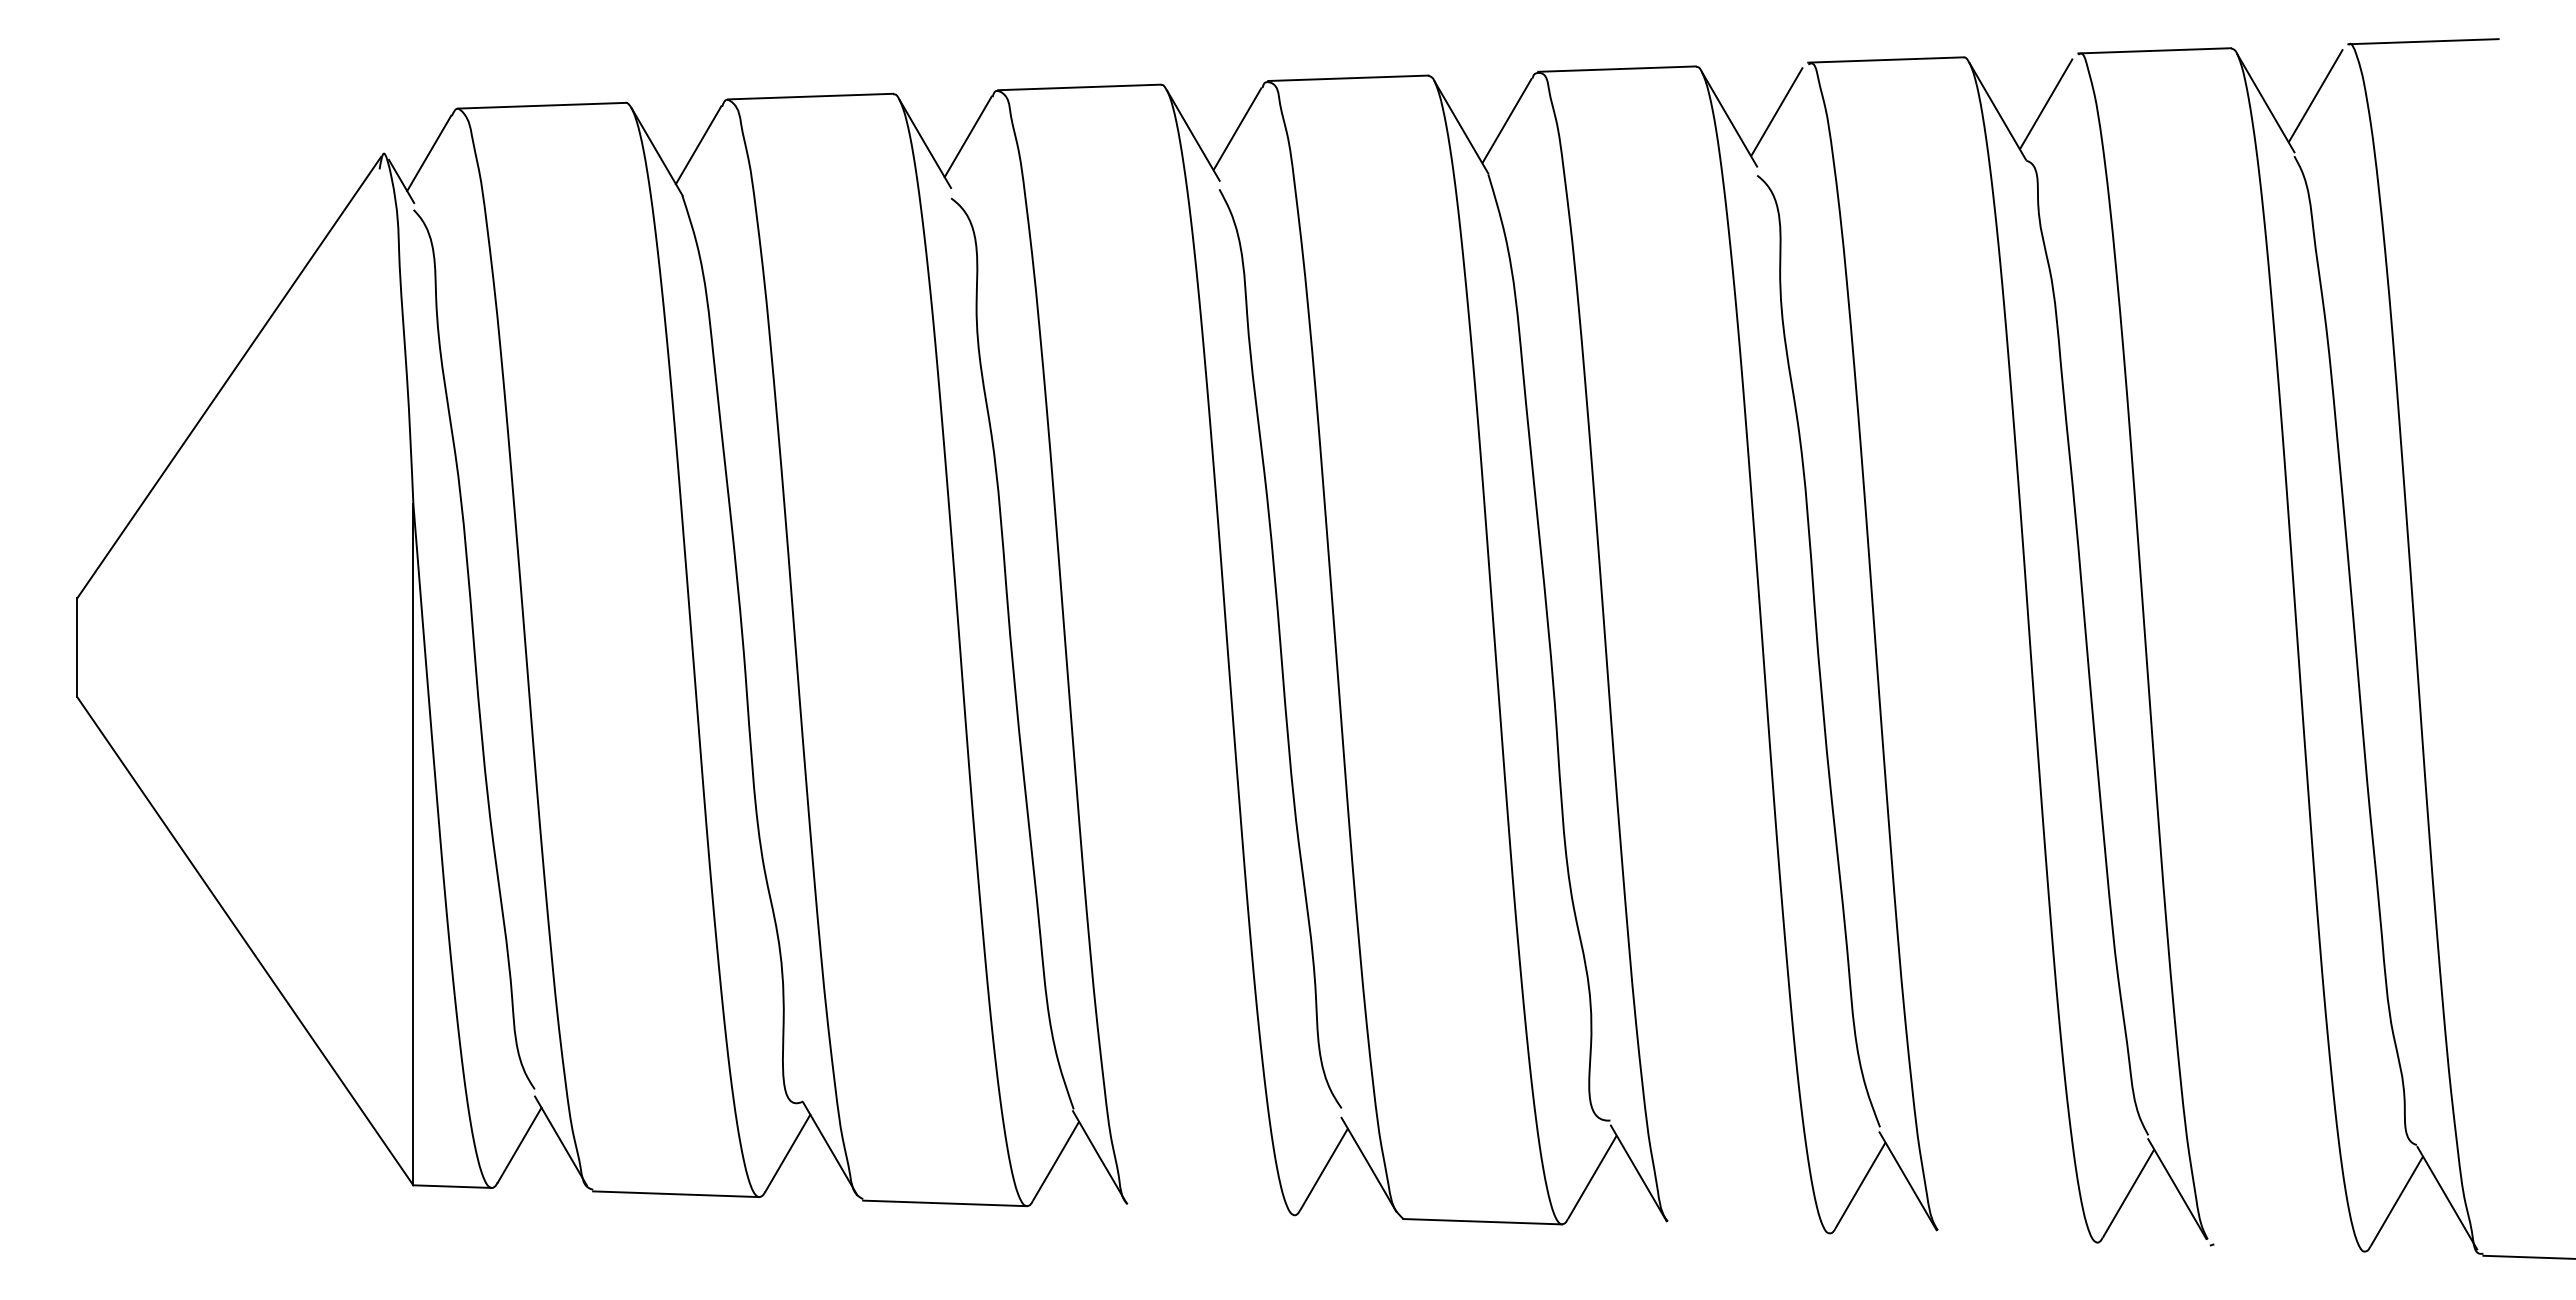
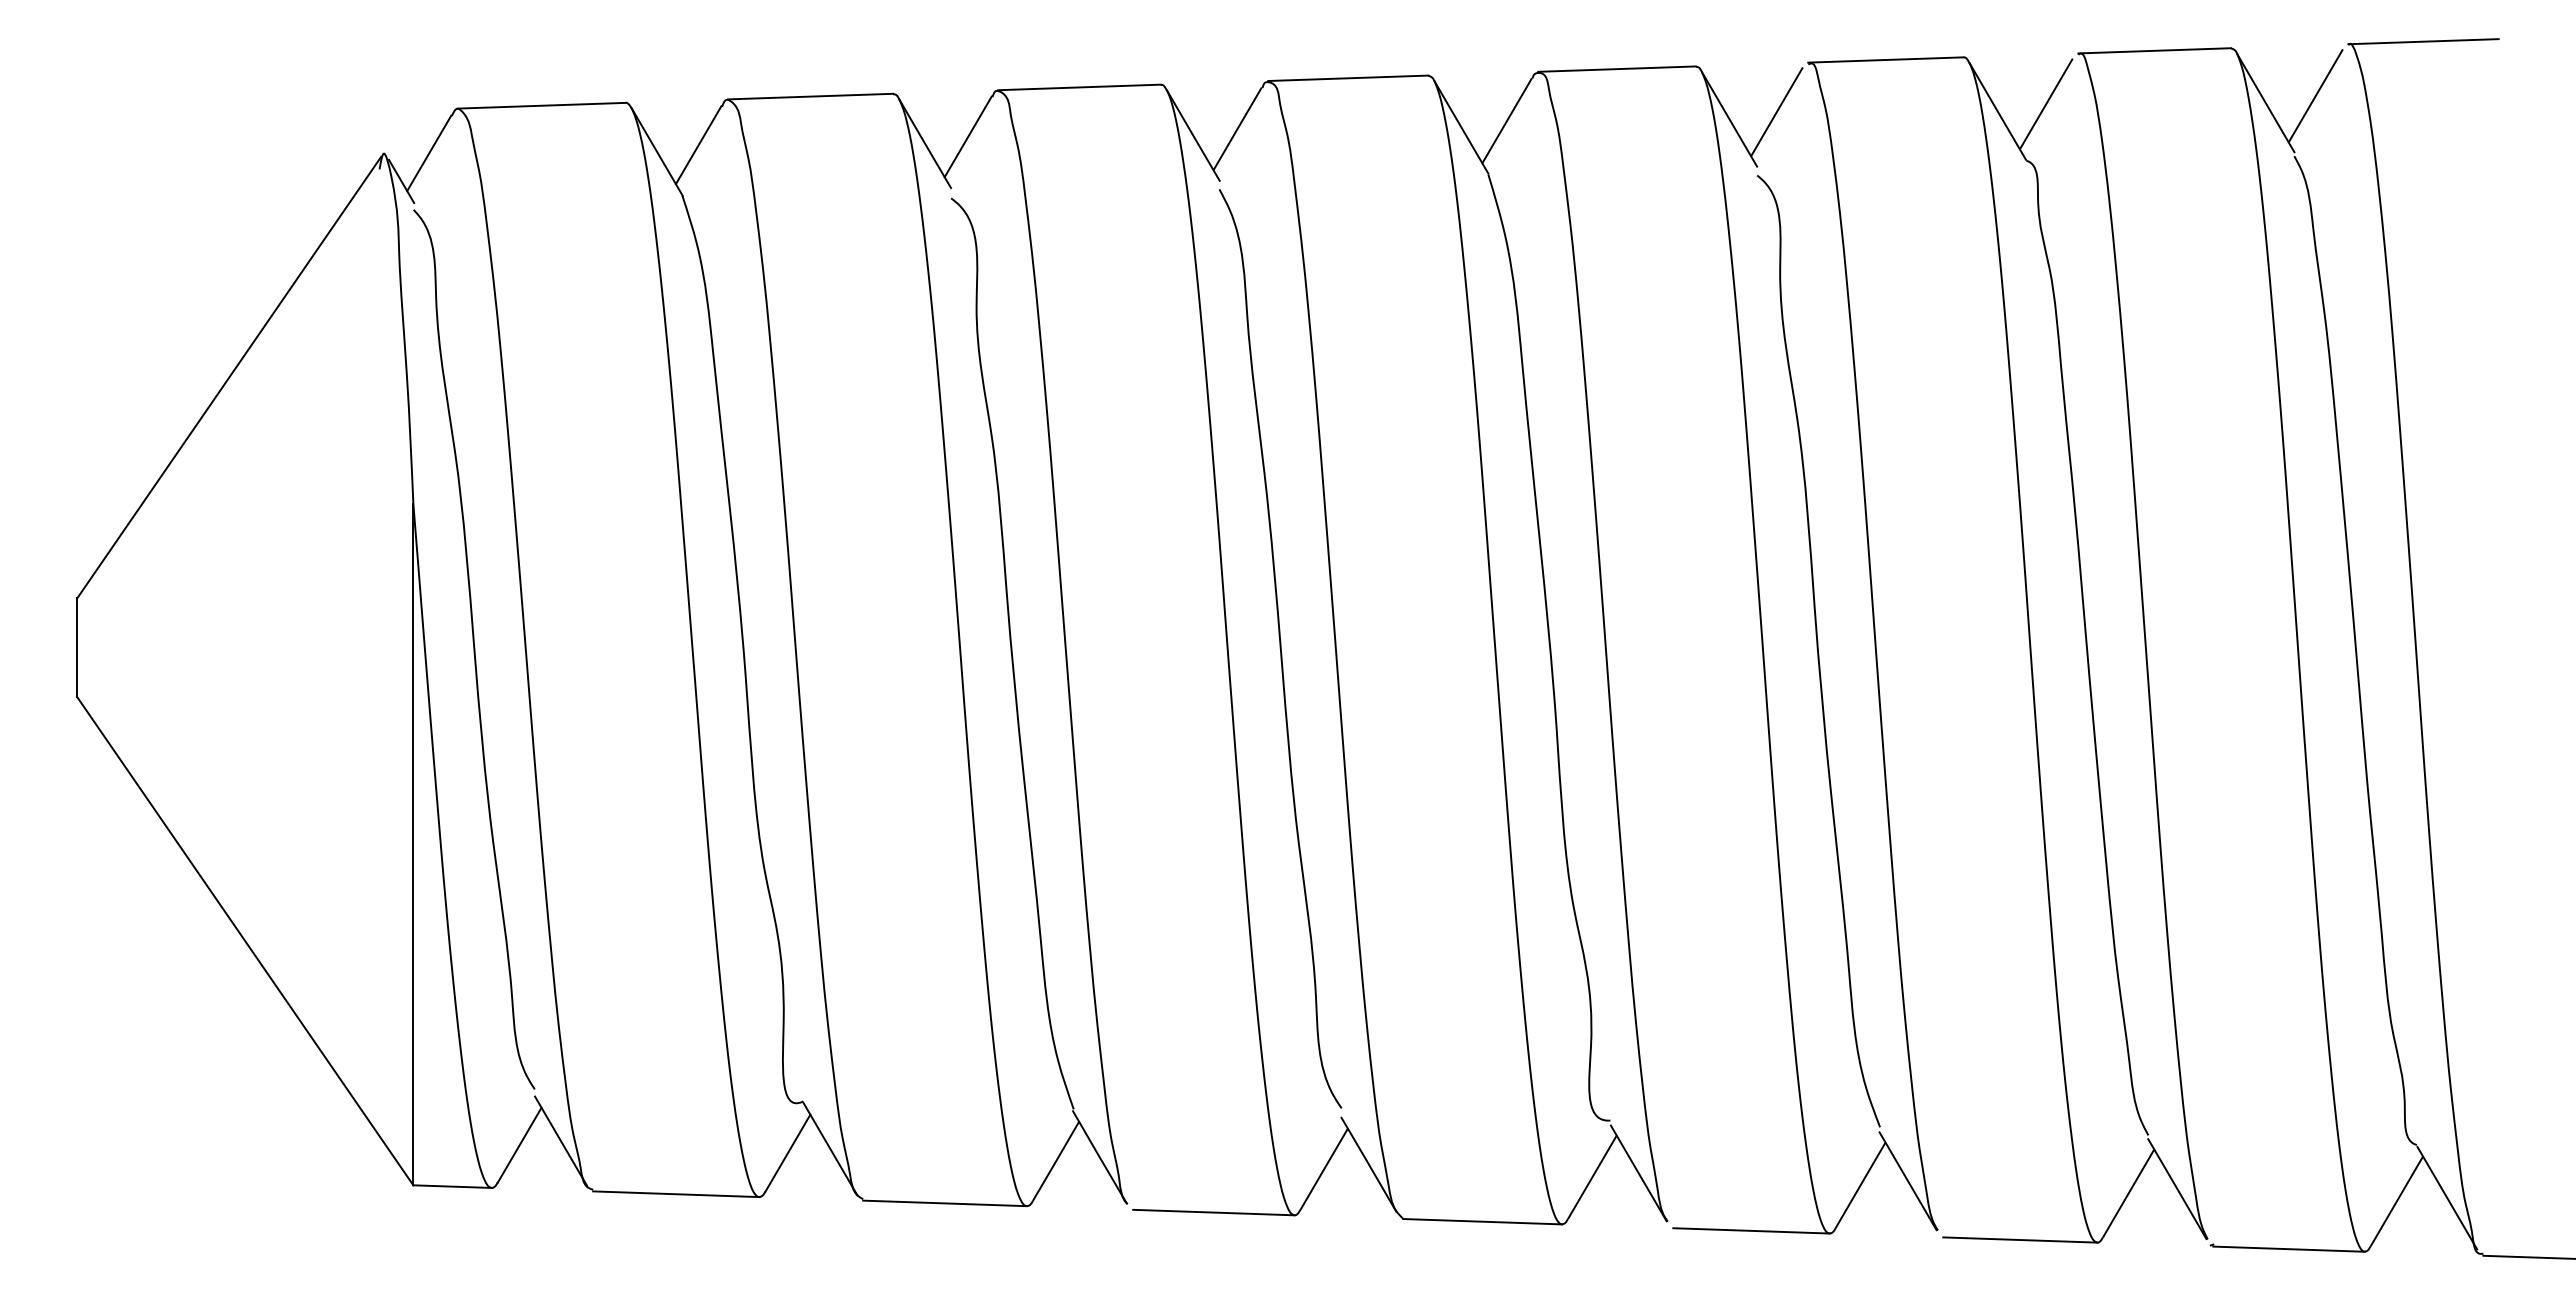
line: none -> present (1213, 1212)
line: none -> present (1751, 1230)
line: none -> present (2020, 1239)
line: none -> present (2288, 1248)
